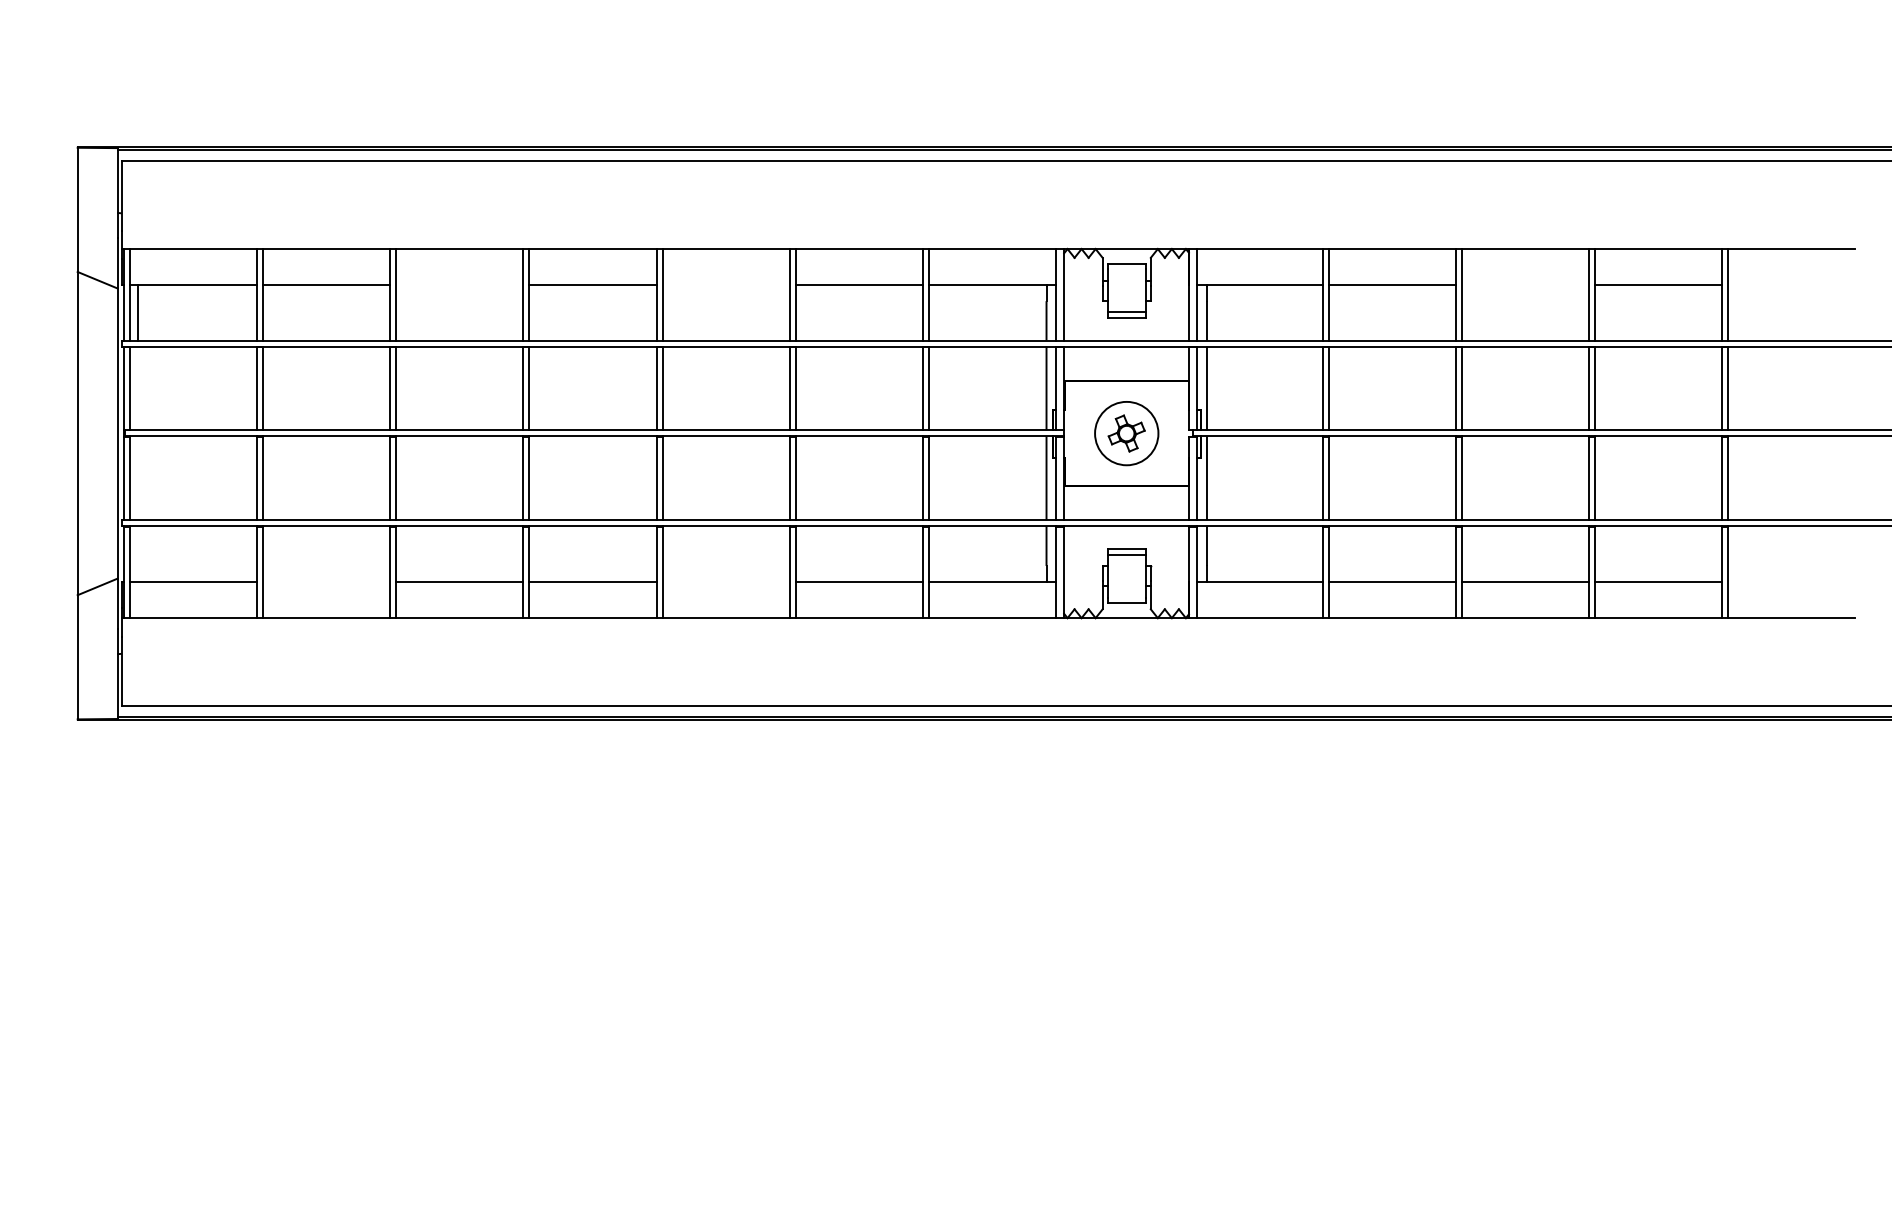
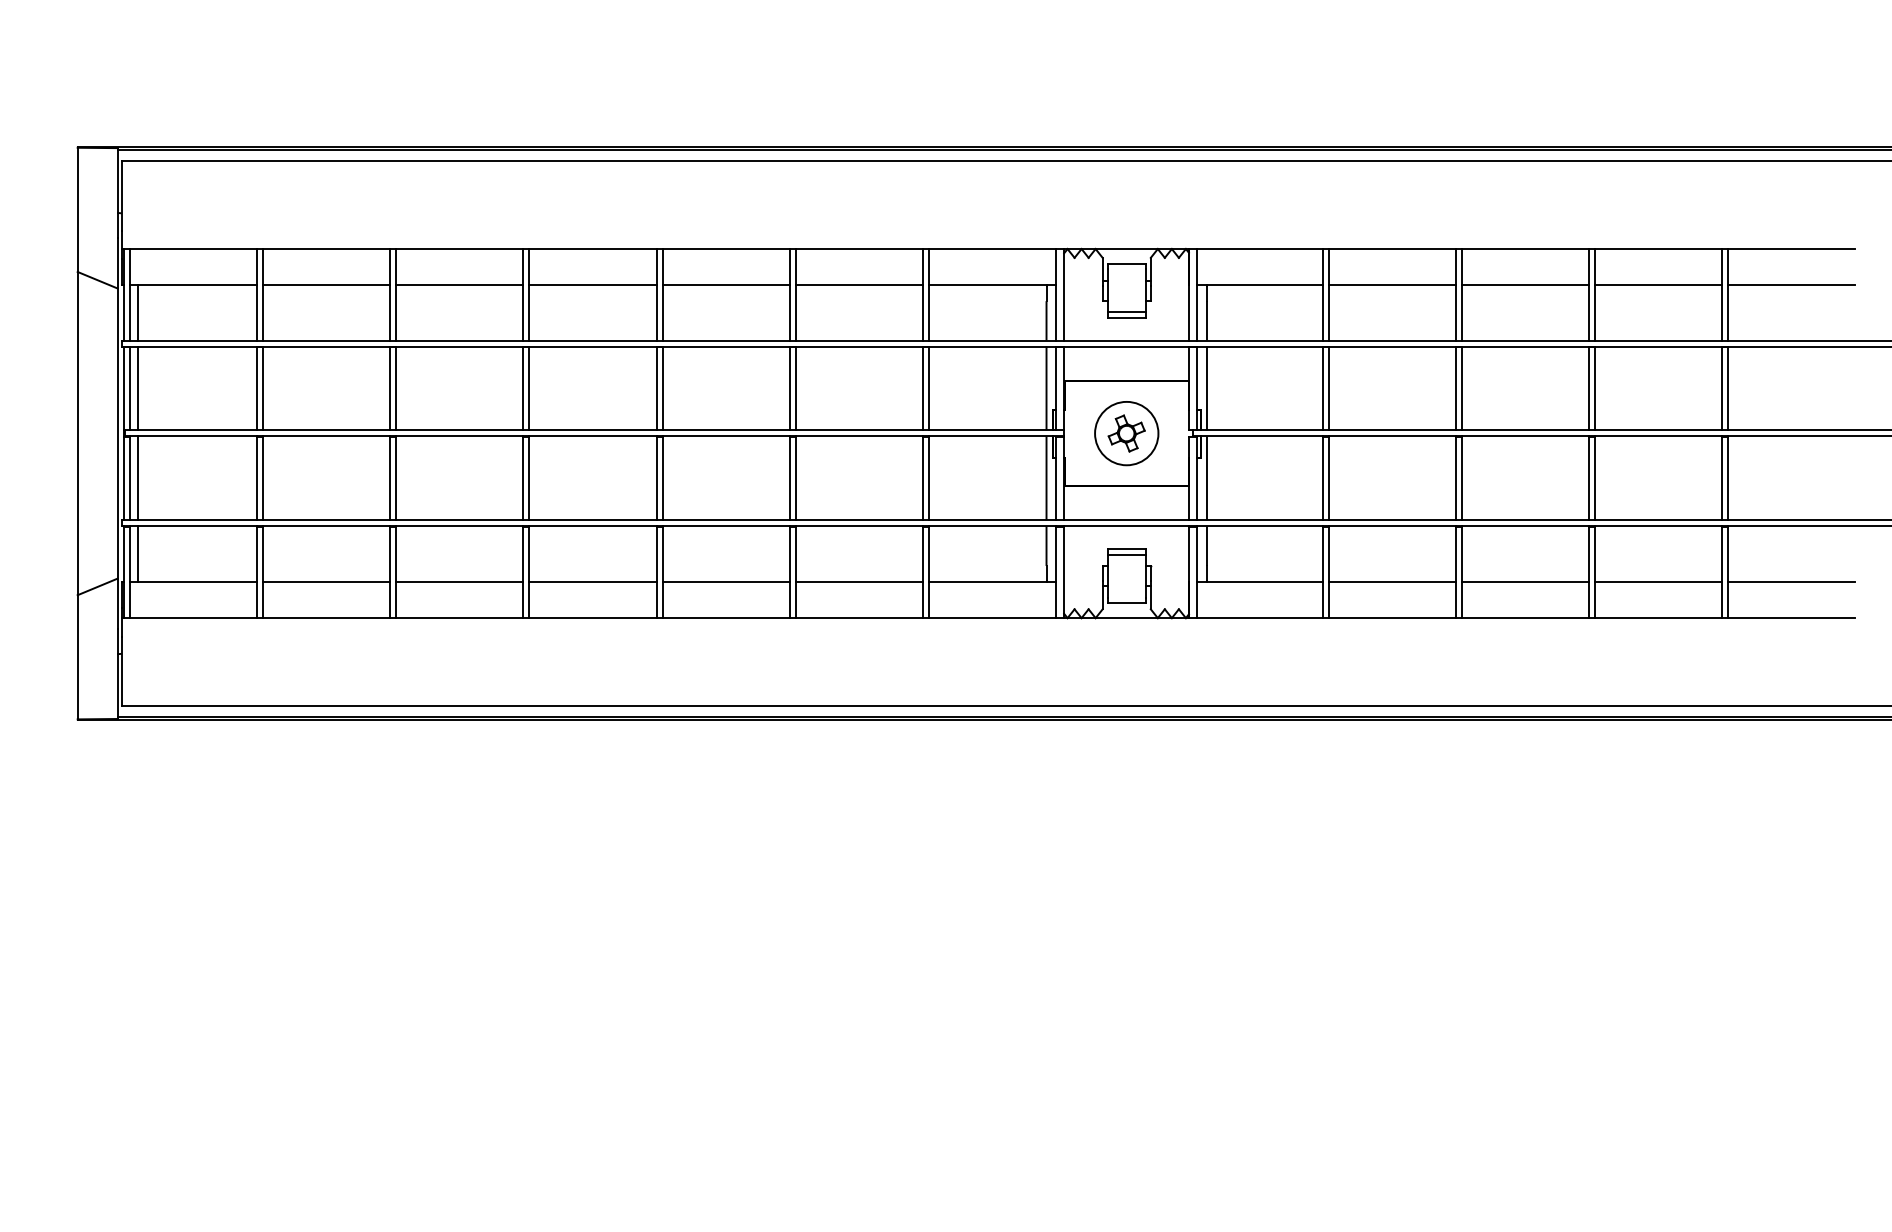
line: none -> present (459, 285)
line: none -> present (725, 285)
line: none -> present (1524, 285)
line: none -> present (1791, 285)
line: none -> present (137, 388)
line: none -> present (137, 478)
line: none -> present (137, 554)
line: none -> present (326, 582)
line: none -> present (725, 582)
line: none -> present (1791, 582)
